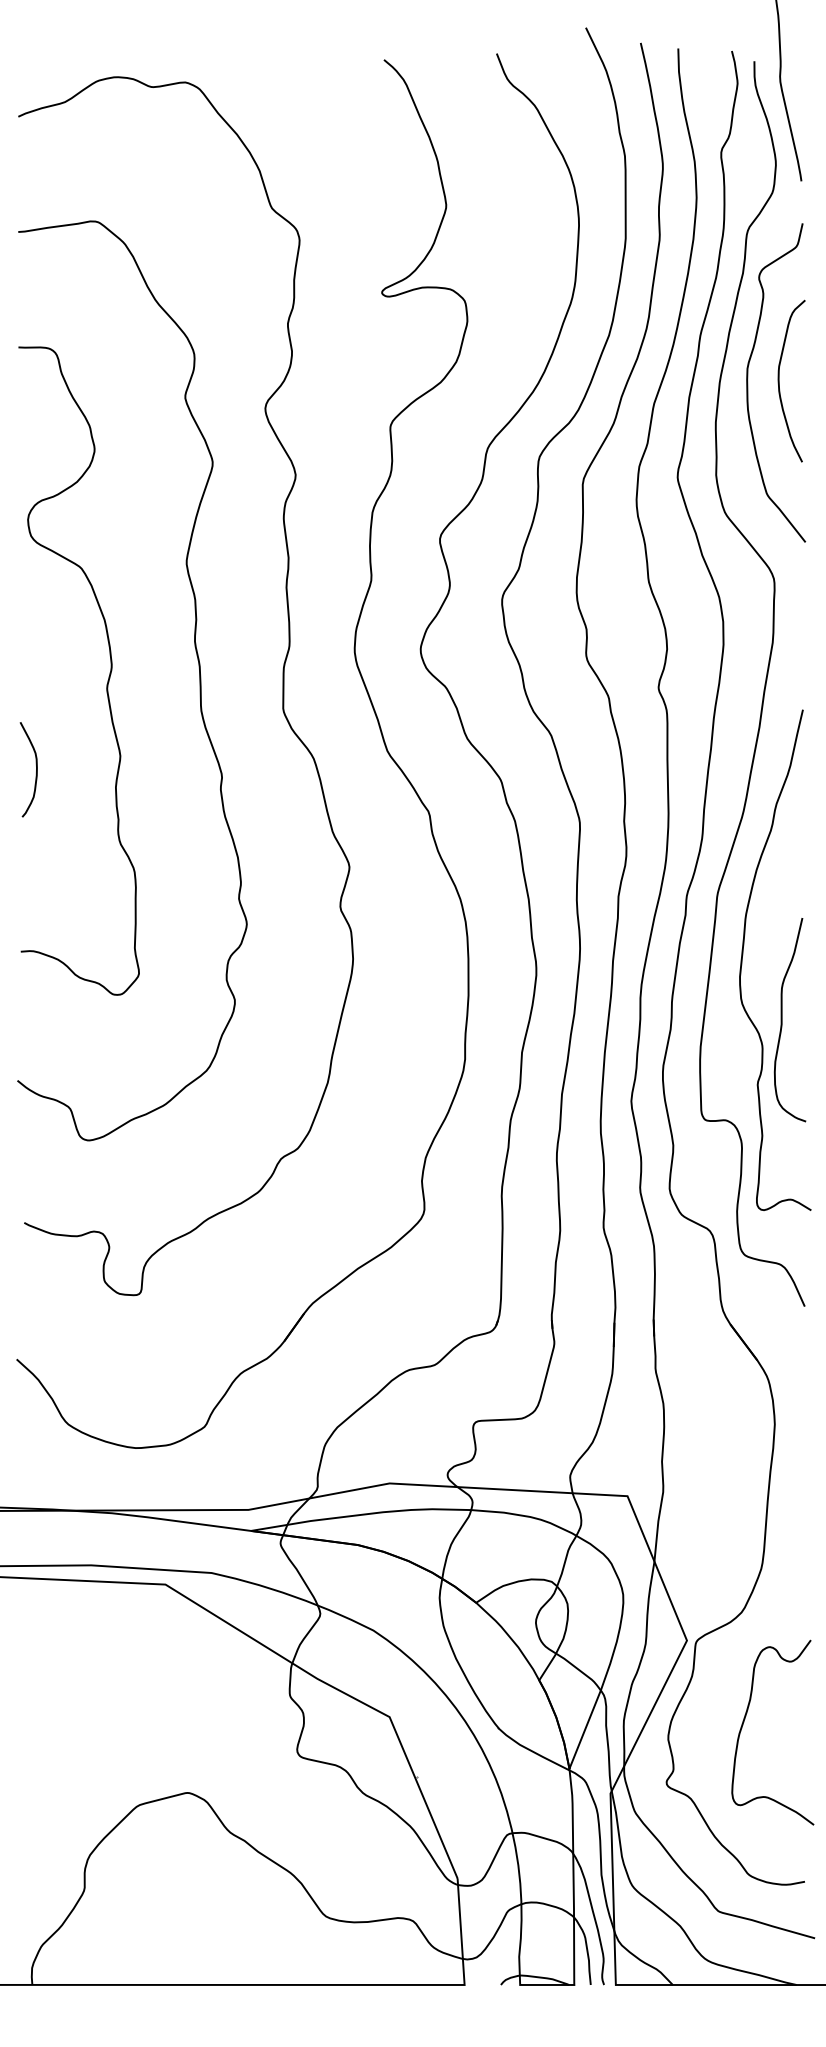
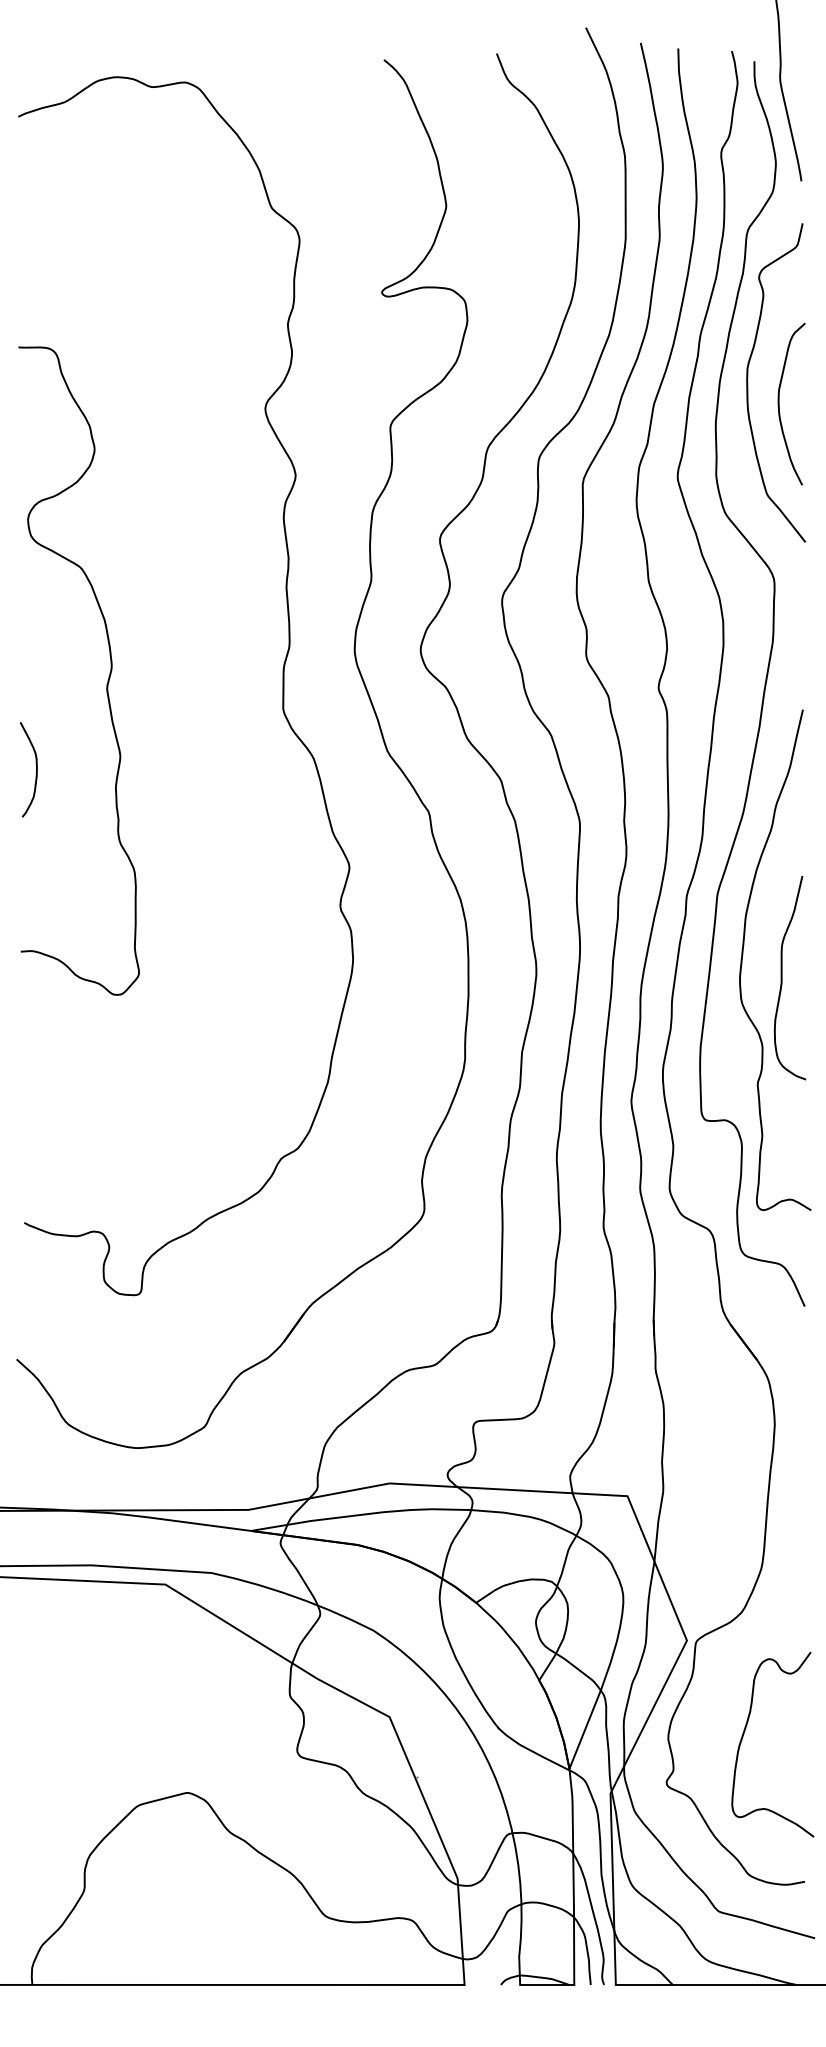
curve position: (779, 380) -> (779, 403) (779, 403)
curve: present -> none (199, 680)
curve position: (782, 1020) -> (782, 978) (782, 978)
curve position: (744, 1722) -> (744, 1734) (744, 1734)
